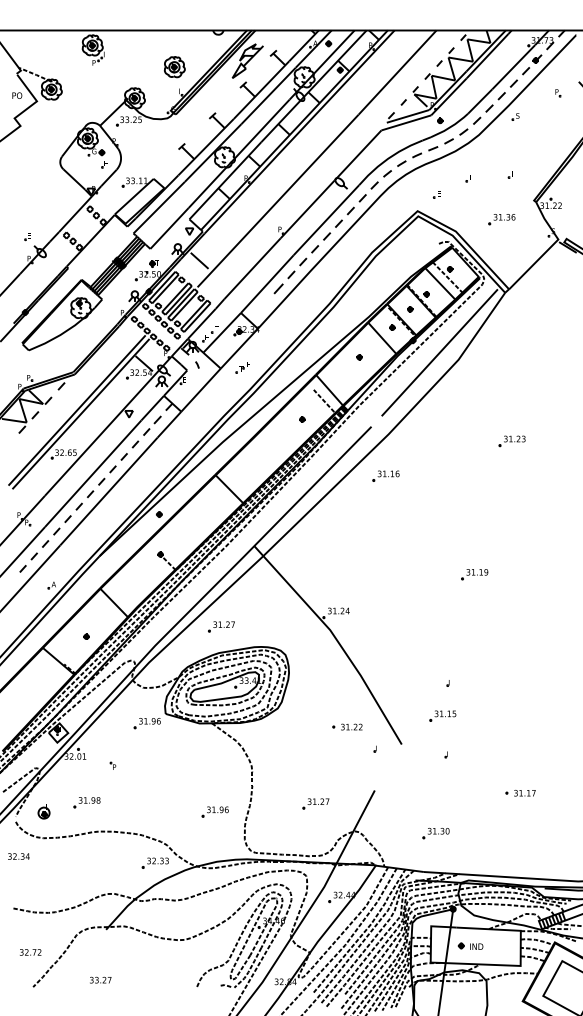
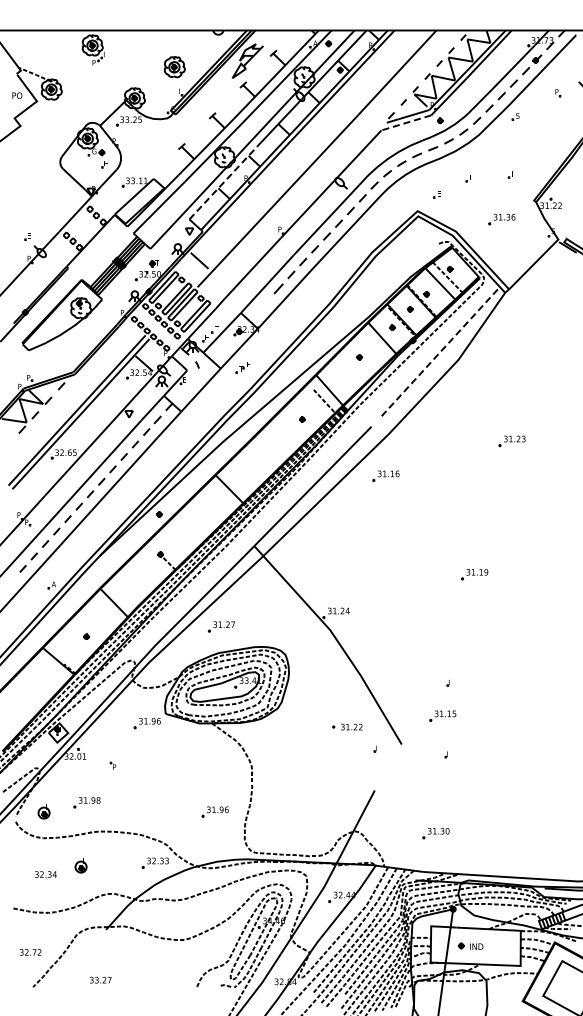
line: solid -> dashed (405, 123)
line: solid -> dashed (225, 180)
line: solid -> dashed (439, 352)
part: present -> none (520, 793)
part: present -> none (315, 803)
text position: (18, 856) -> (45, 874) (45, 874)
part: none -> present (80, 865)
